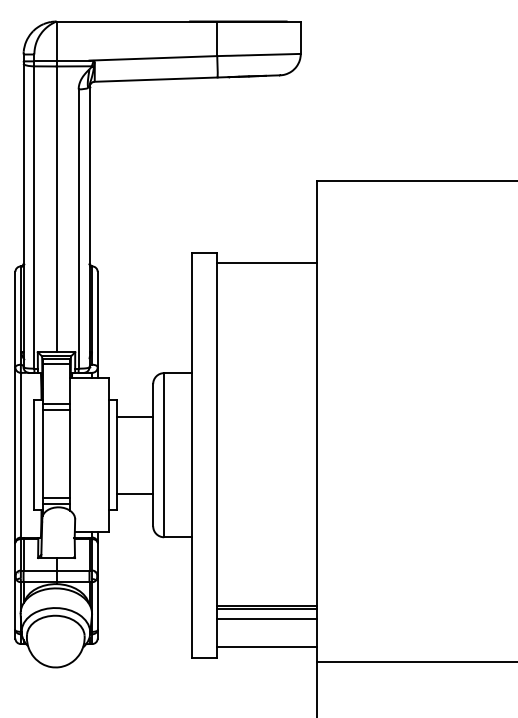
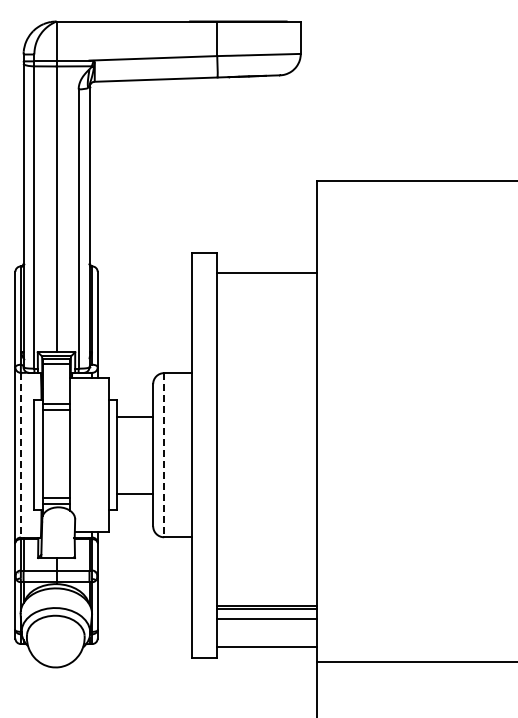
line position: (267, 263) -> (267, 273) (267, 273)
line: solid -> dashed (20, 455)
line: solid -> dashed (164, 455)
